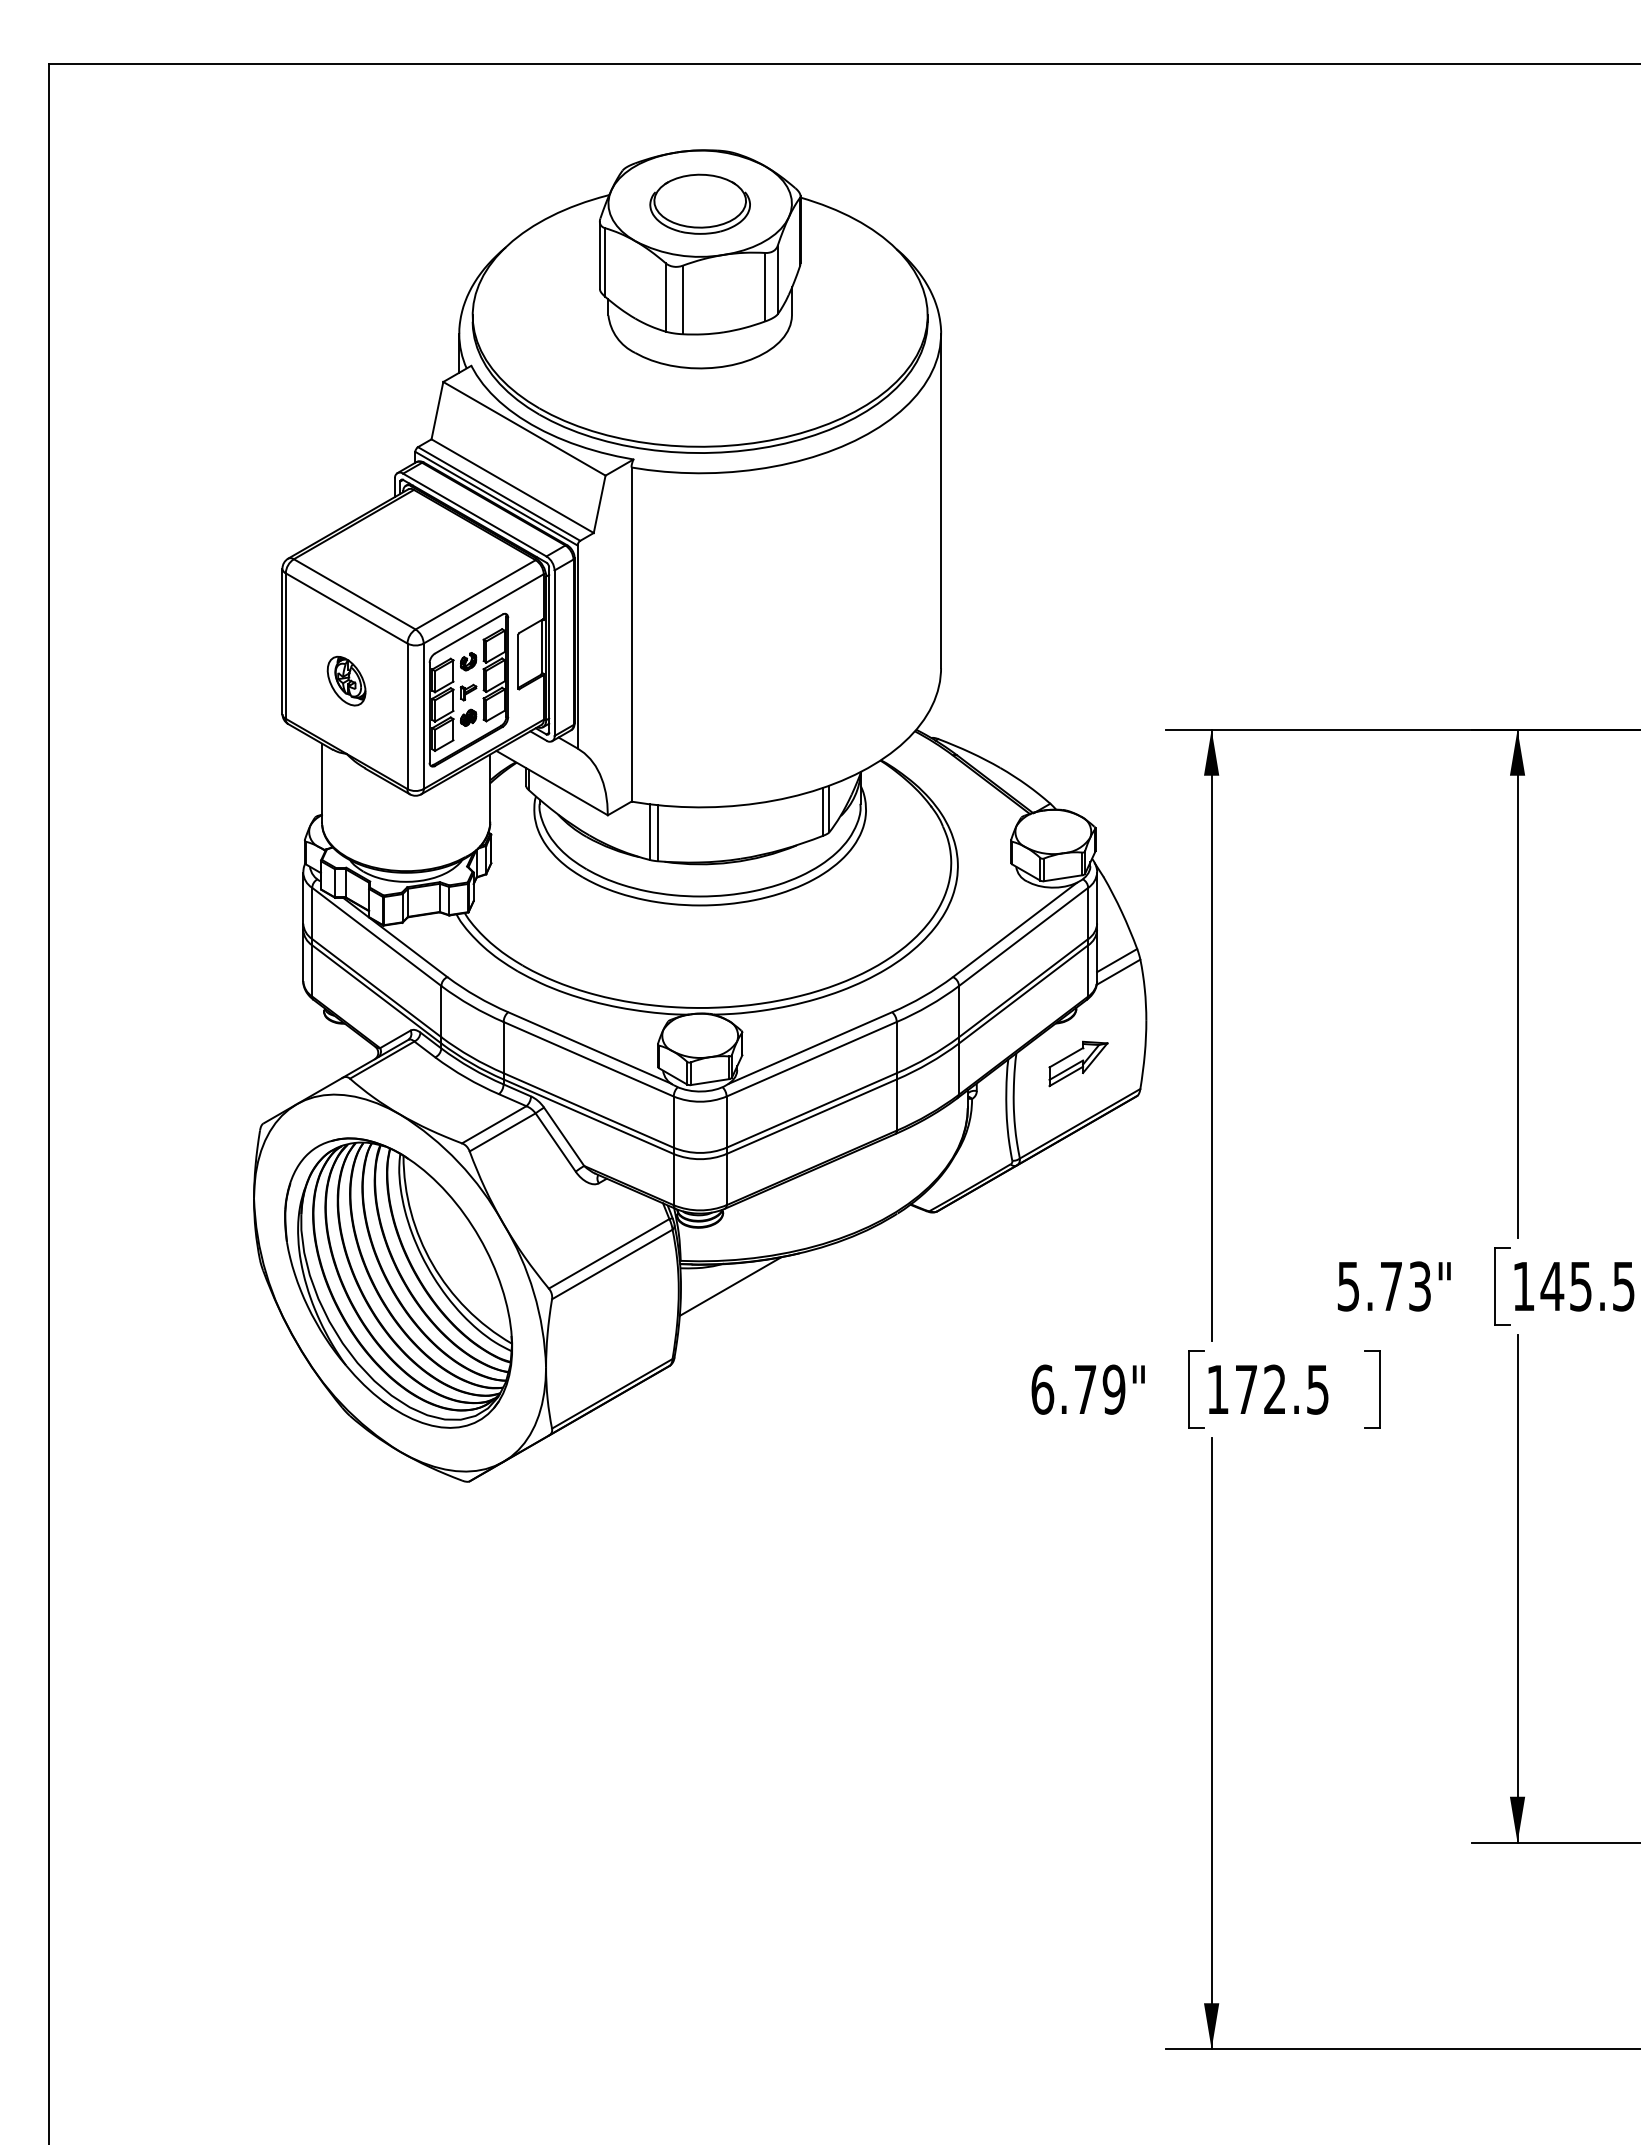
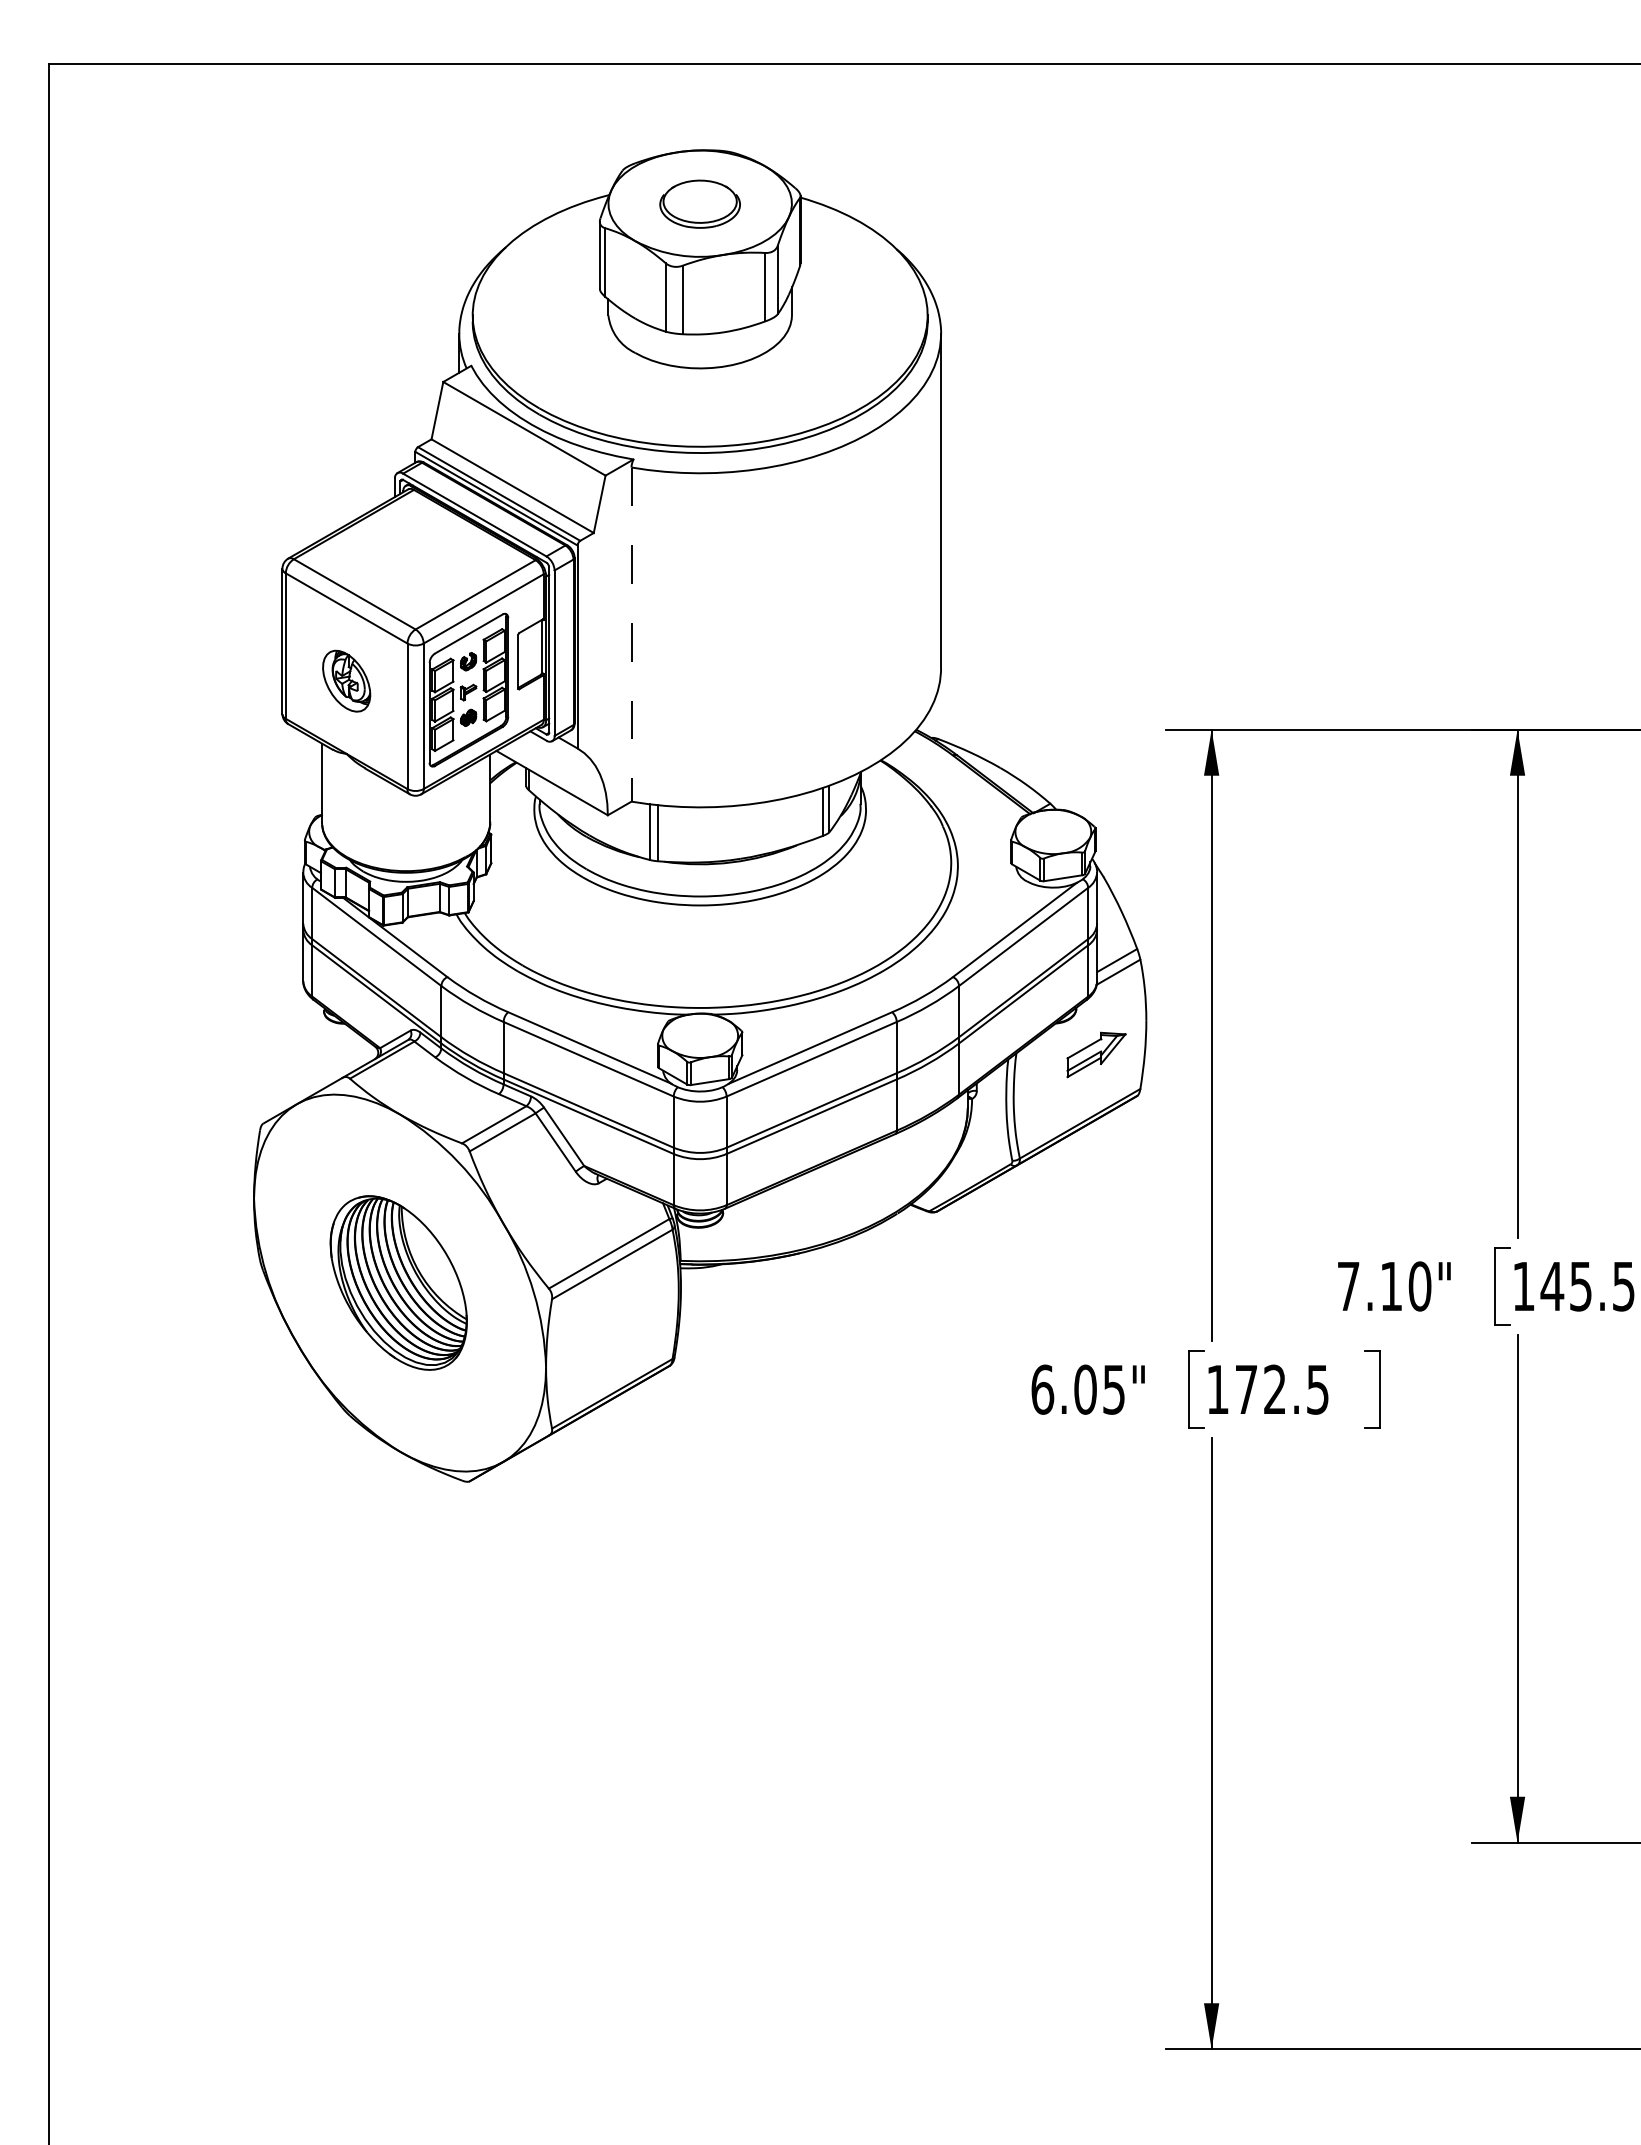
part size: 102x62 px -> 82x50 px (699, 203)
line: solid -> dashed (631, 635)
part size: 41x52 px -> 50x64 px (346, 680)
part position: (1078, 1063) -> (1096, 1054) (1096, 1054)
part size: 230x292 px -> 139x176 px (398, 1282)
line: present -> none (730, 1286)
text: 5.73" -> 7.10" (1384, 1286)
text: 6.79" -> 6.05" (1099, 1389)
